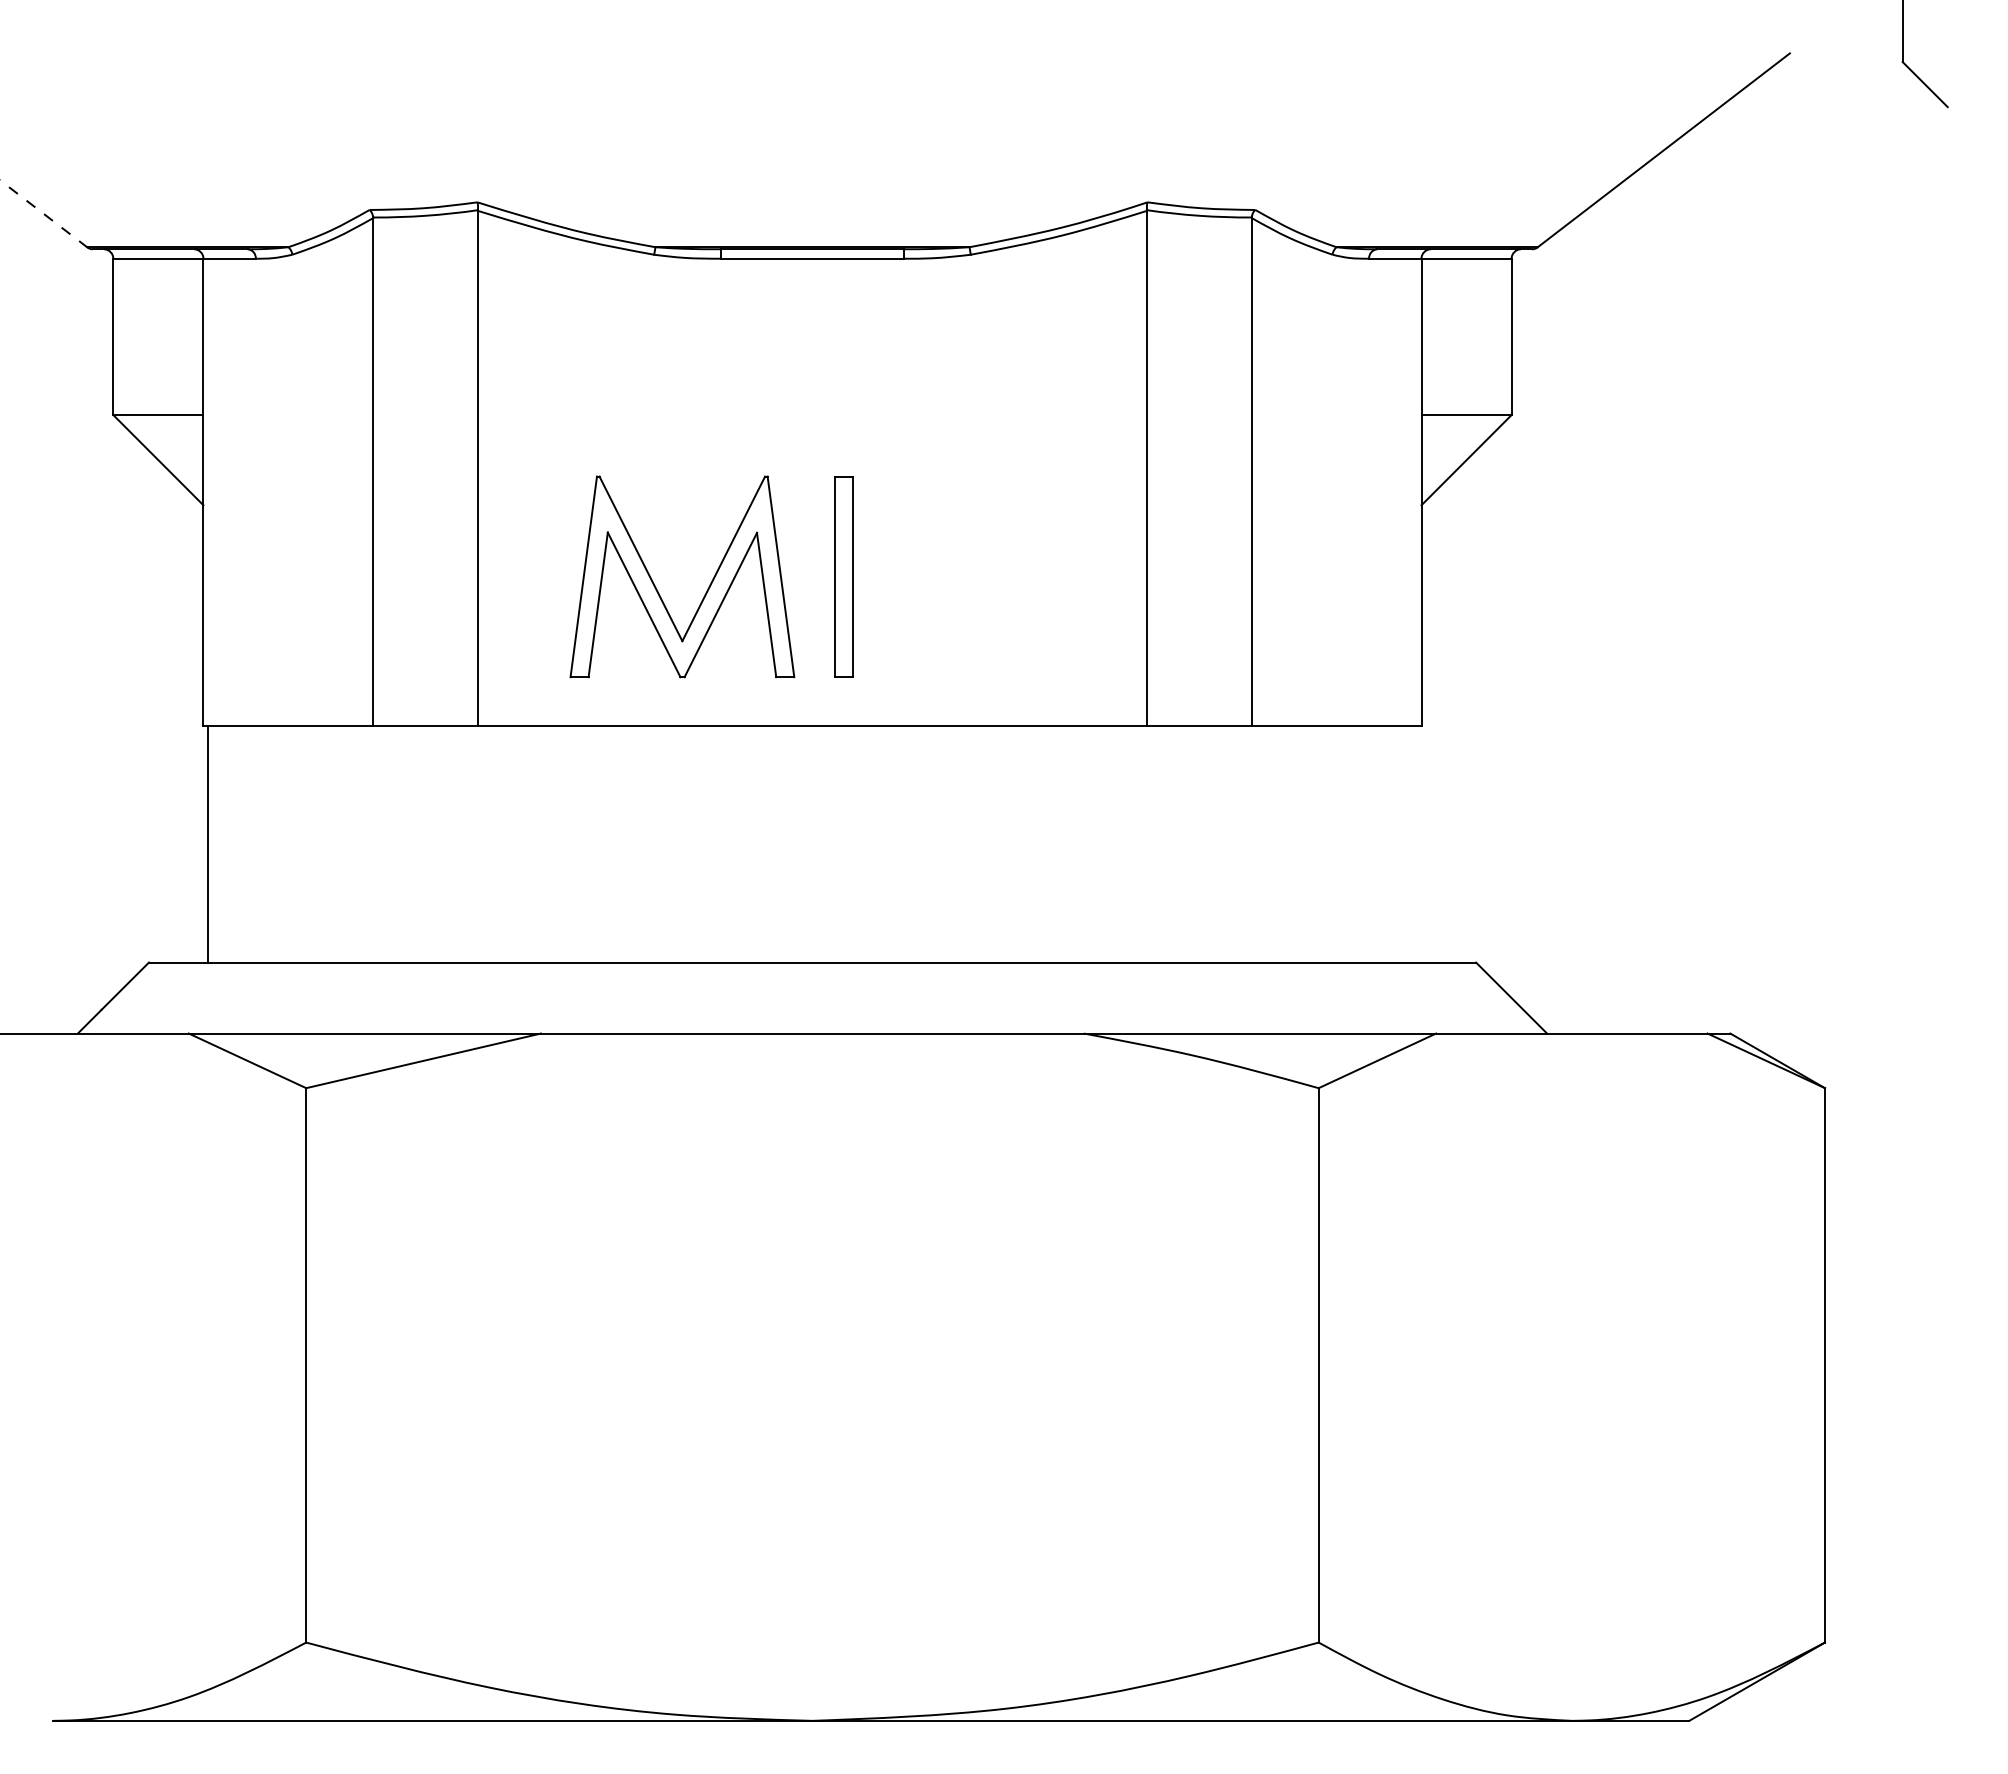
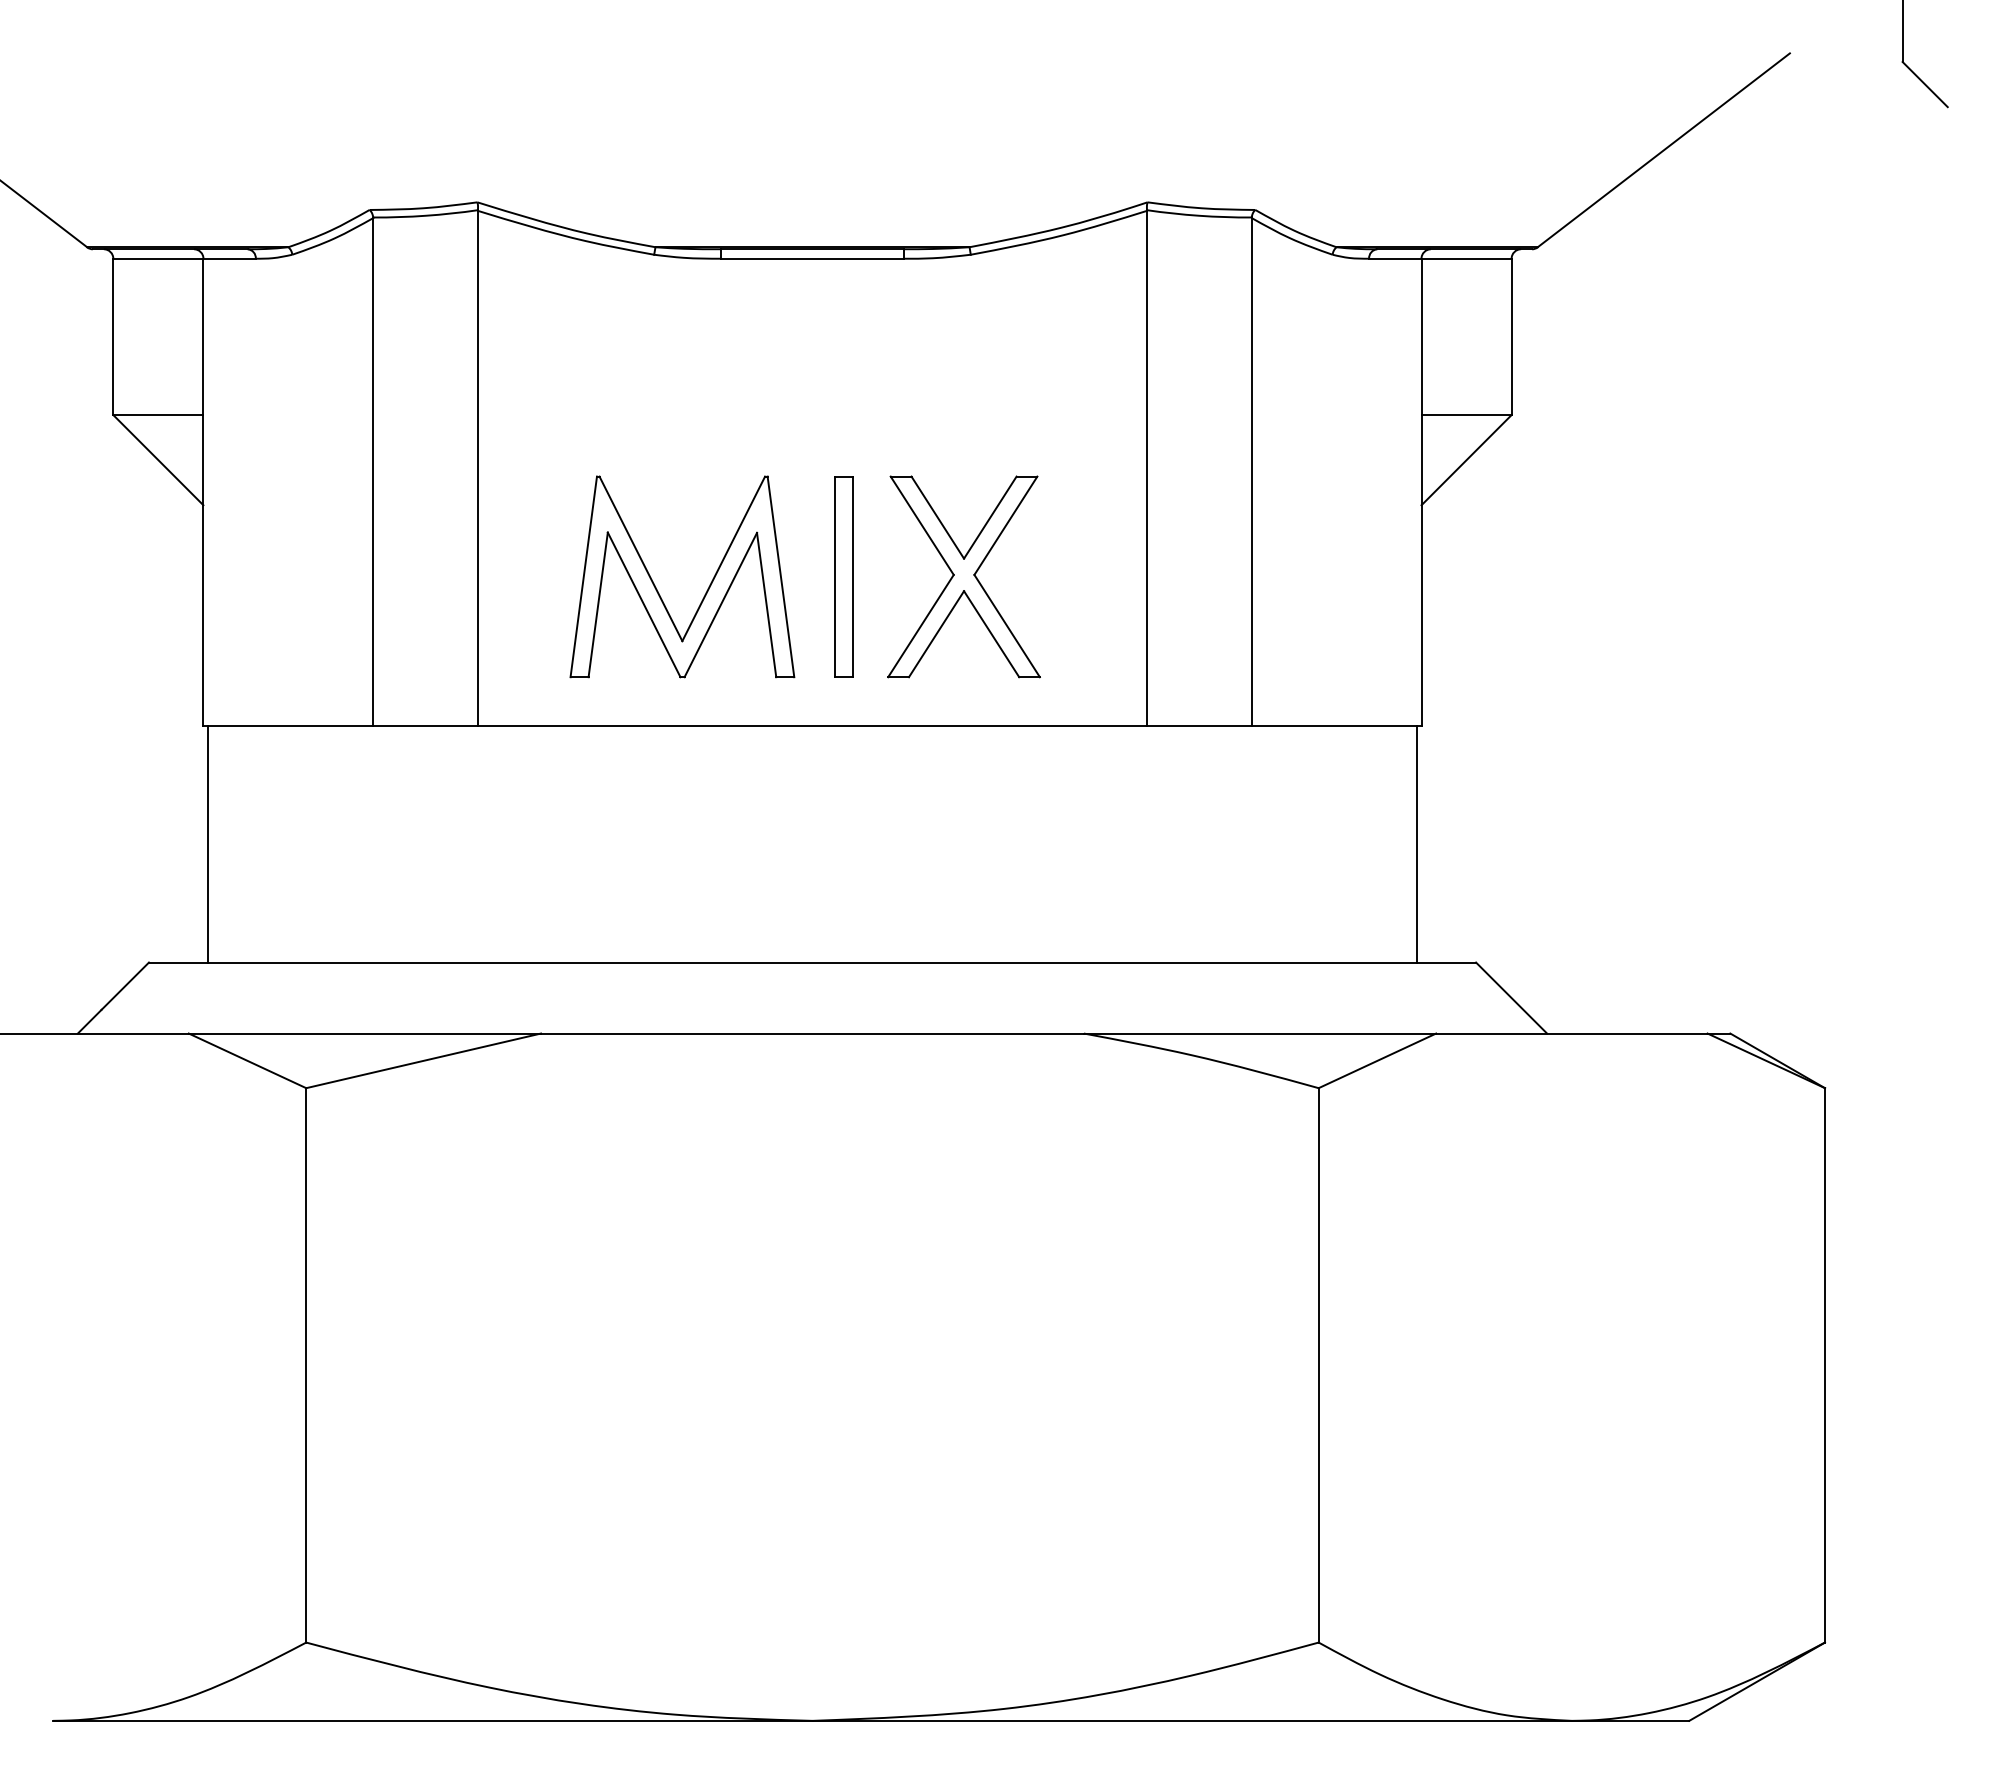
line: dashed -> solid (43, 213)
part: none -> present (963, 576)
line: none -> present (1416, 843)
